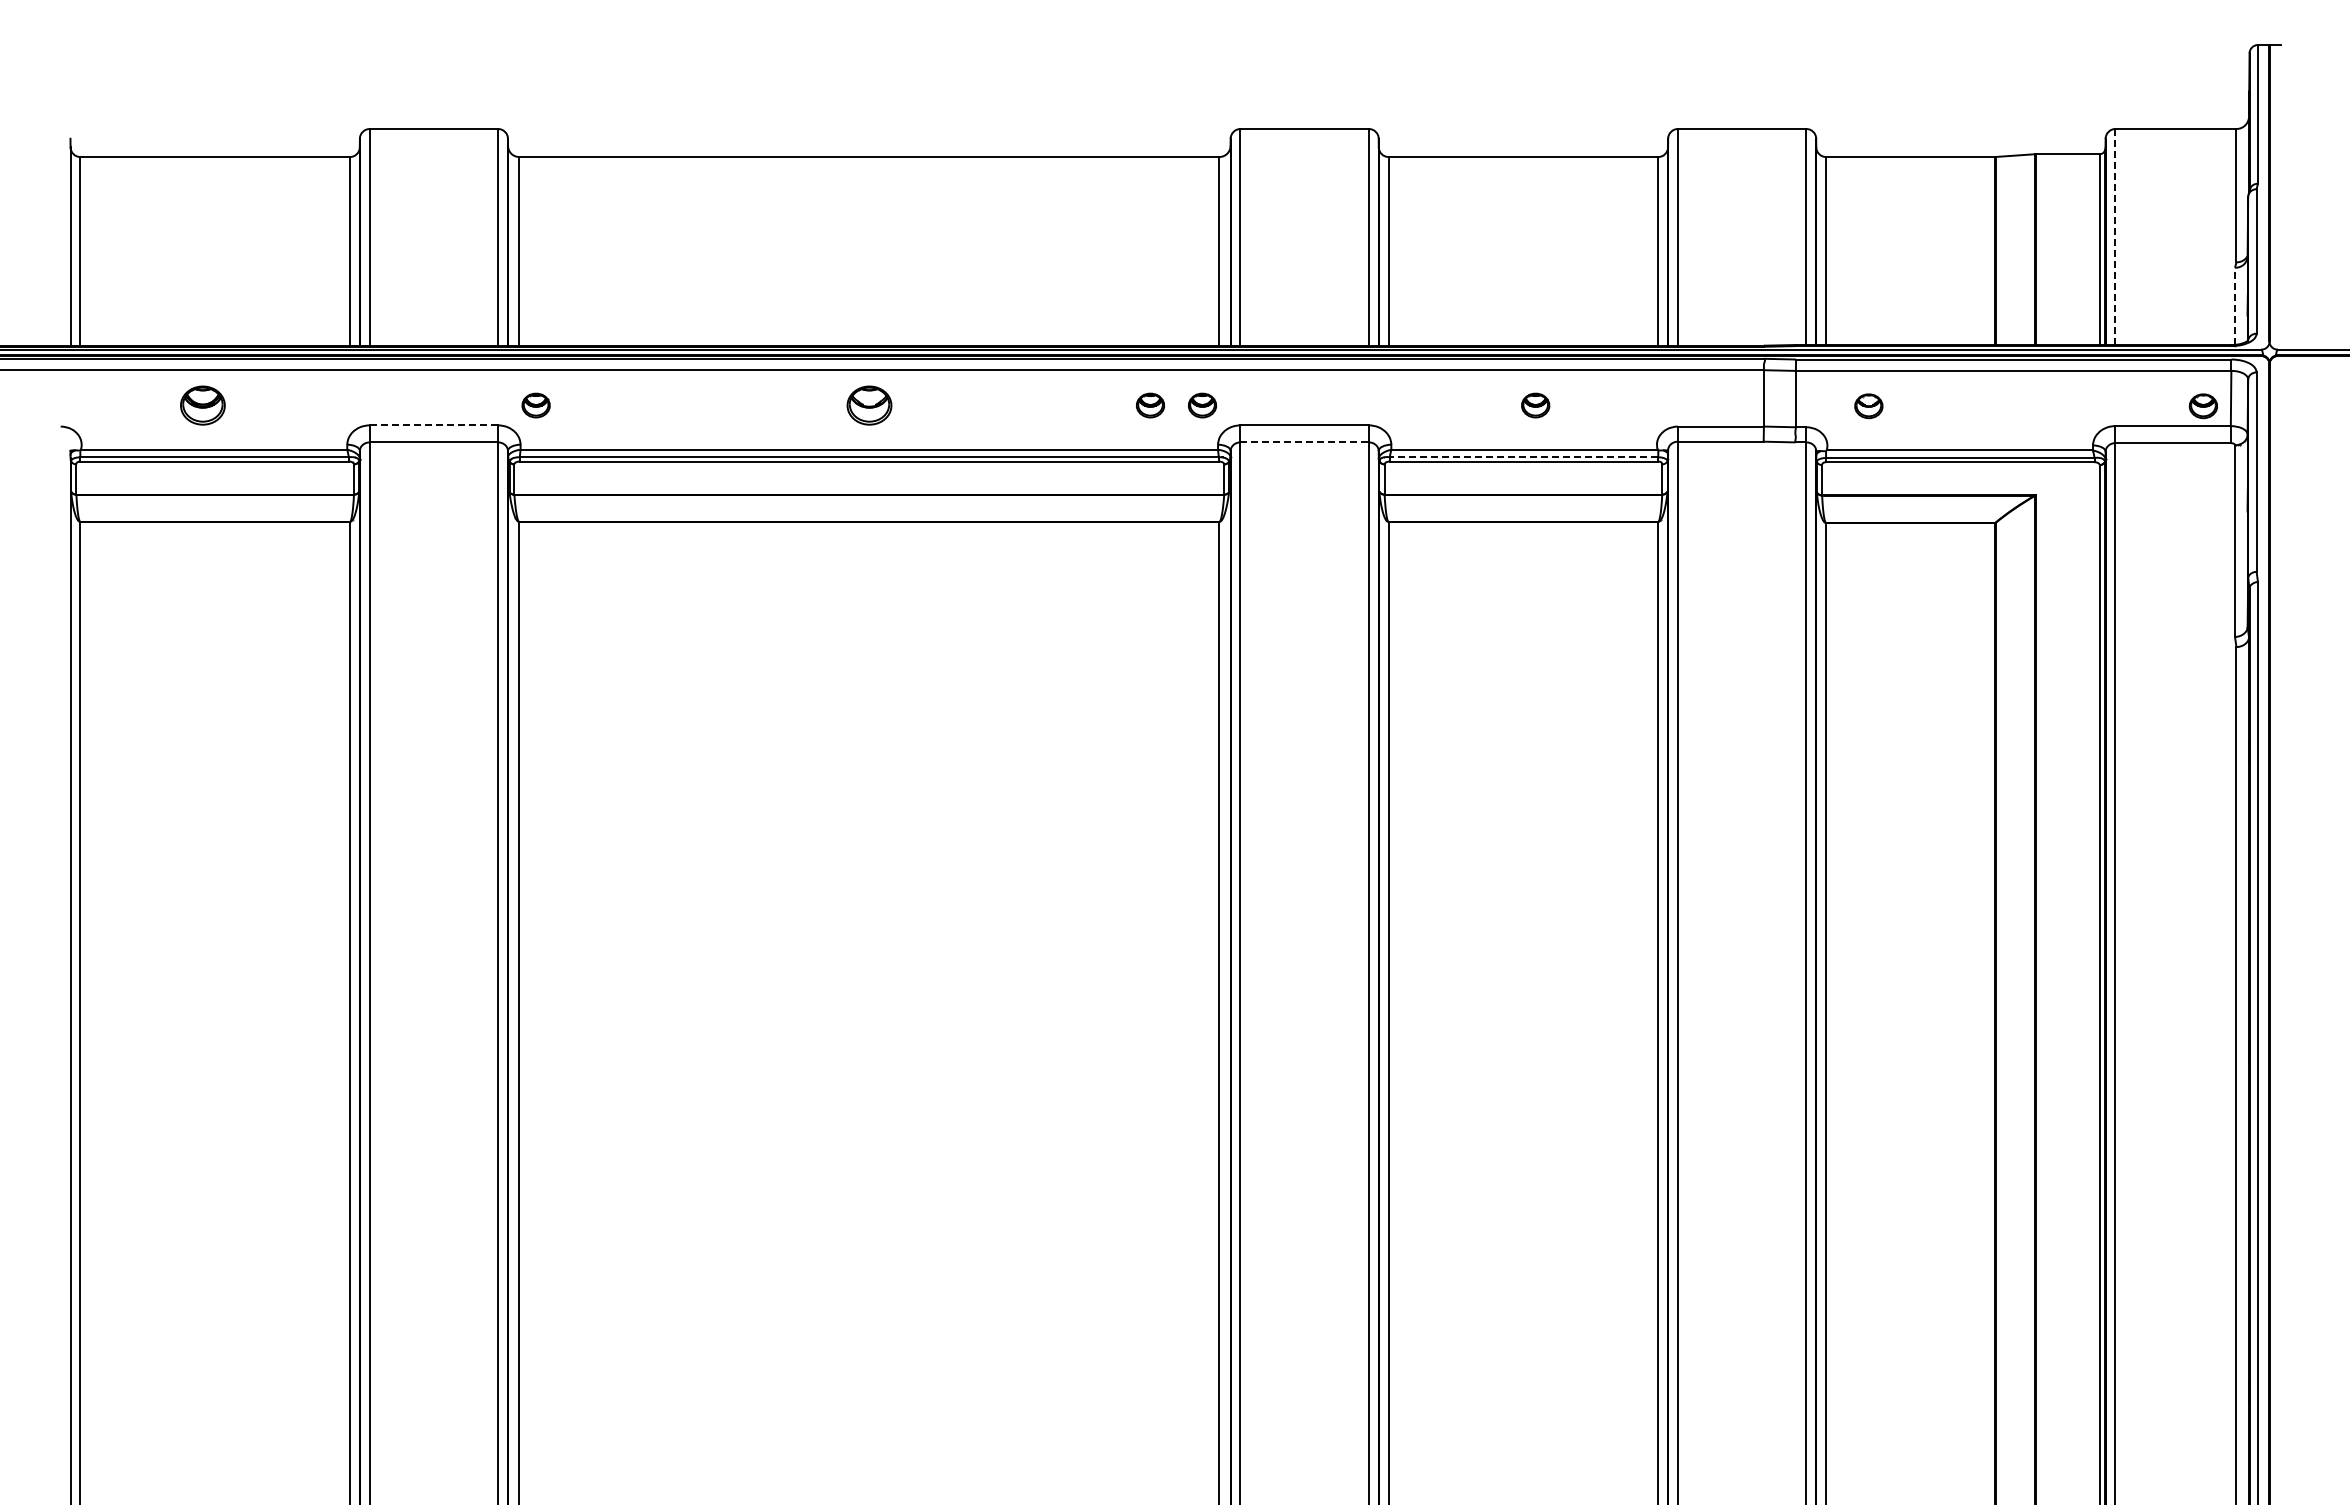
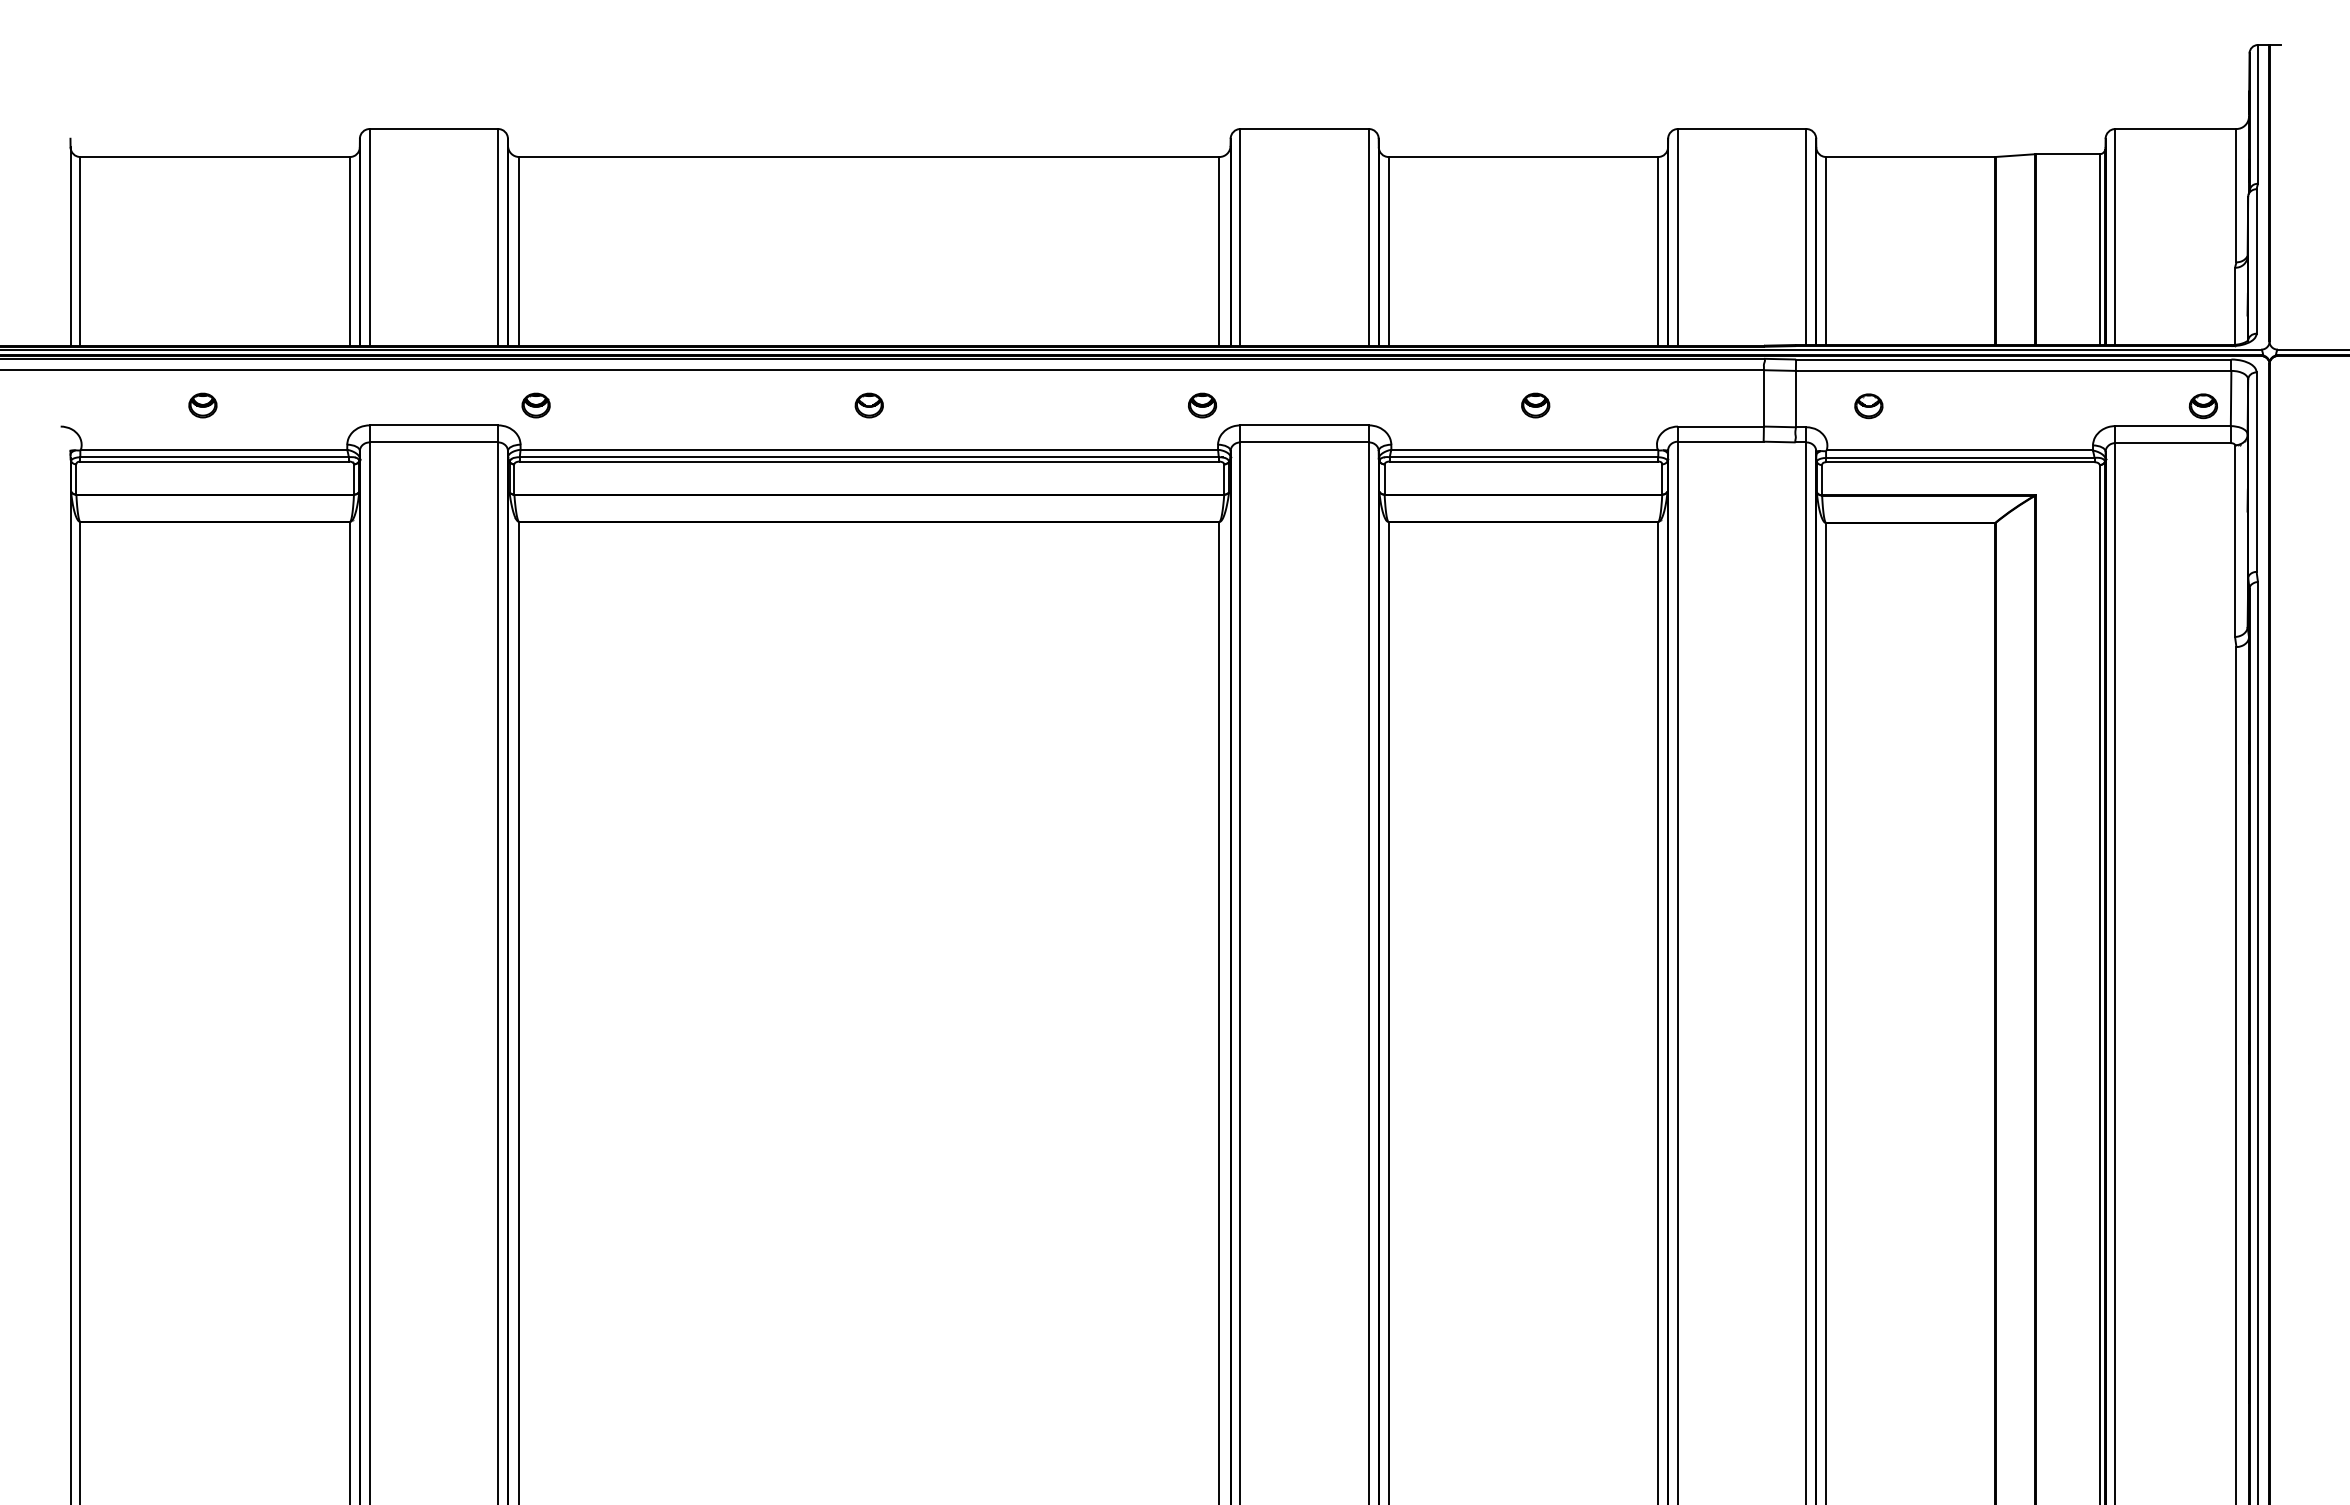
line: dashed -> solid (2115, 237)
line: dashed -> solid (2235, 306)
part size: 46x41 px -> 30x27 px (202, 405)
part size: 47x41 px -> 30x27 px (868, 405)
part: present -> none (1150, 405)
line: dashed -> solid (433, 425)
line: dashed -> solid (1305, 442)
line: dashed -> solid (1523, 457)
